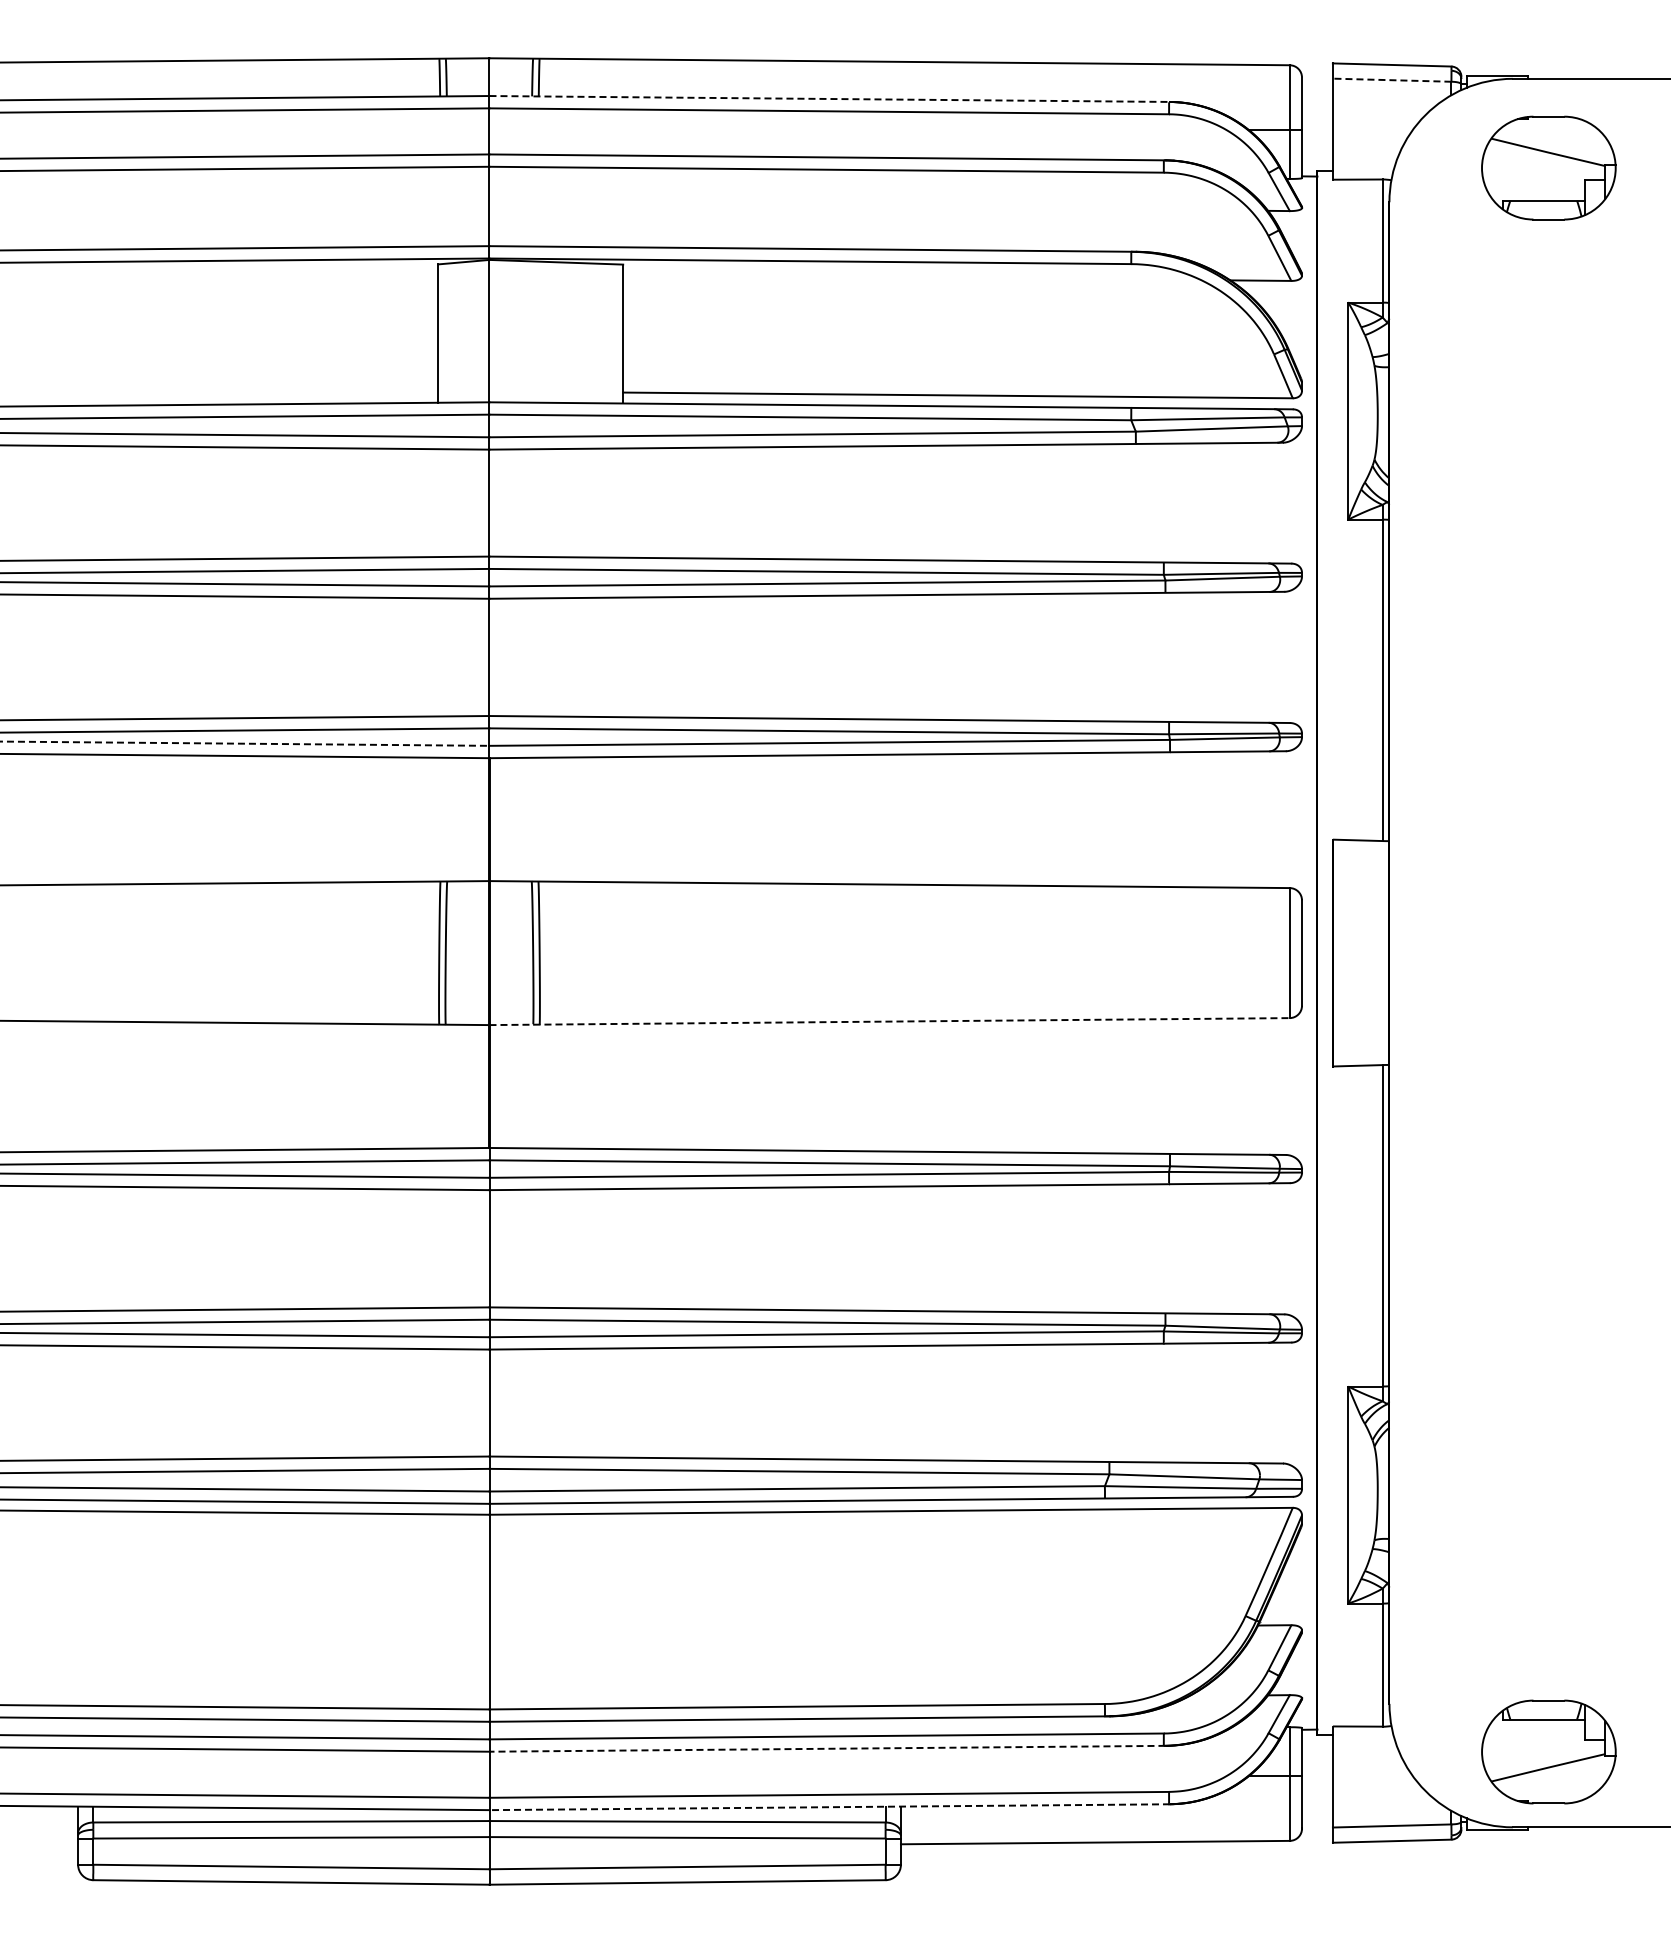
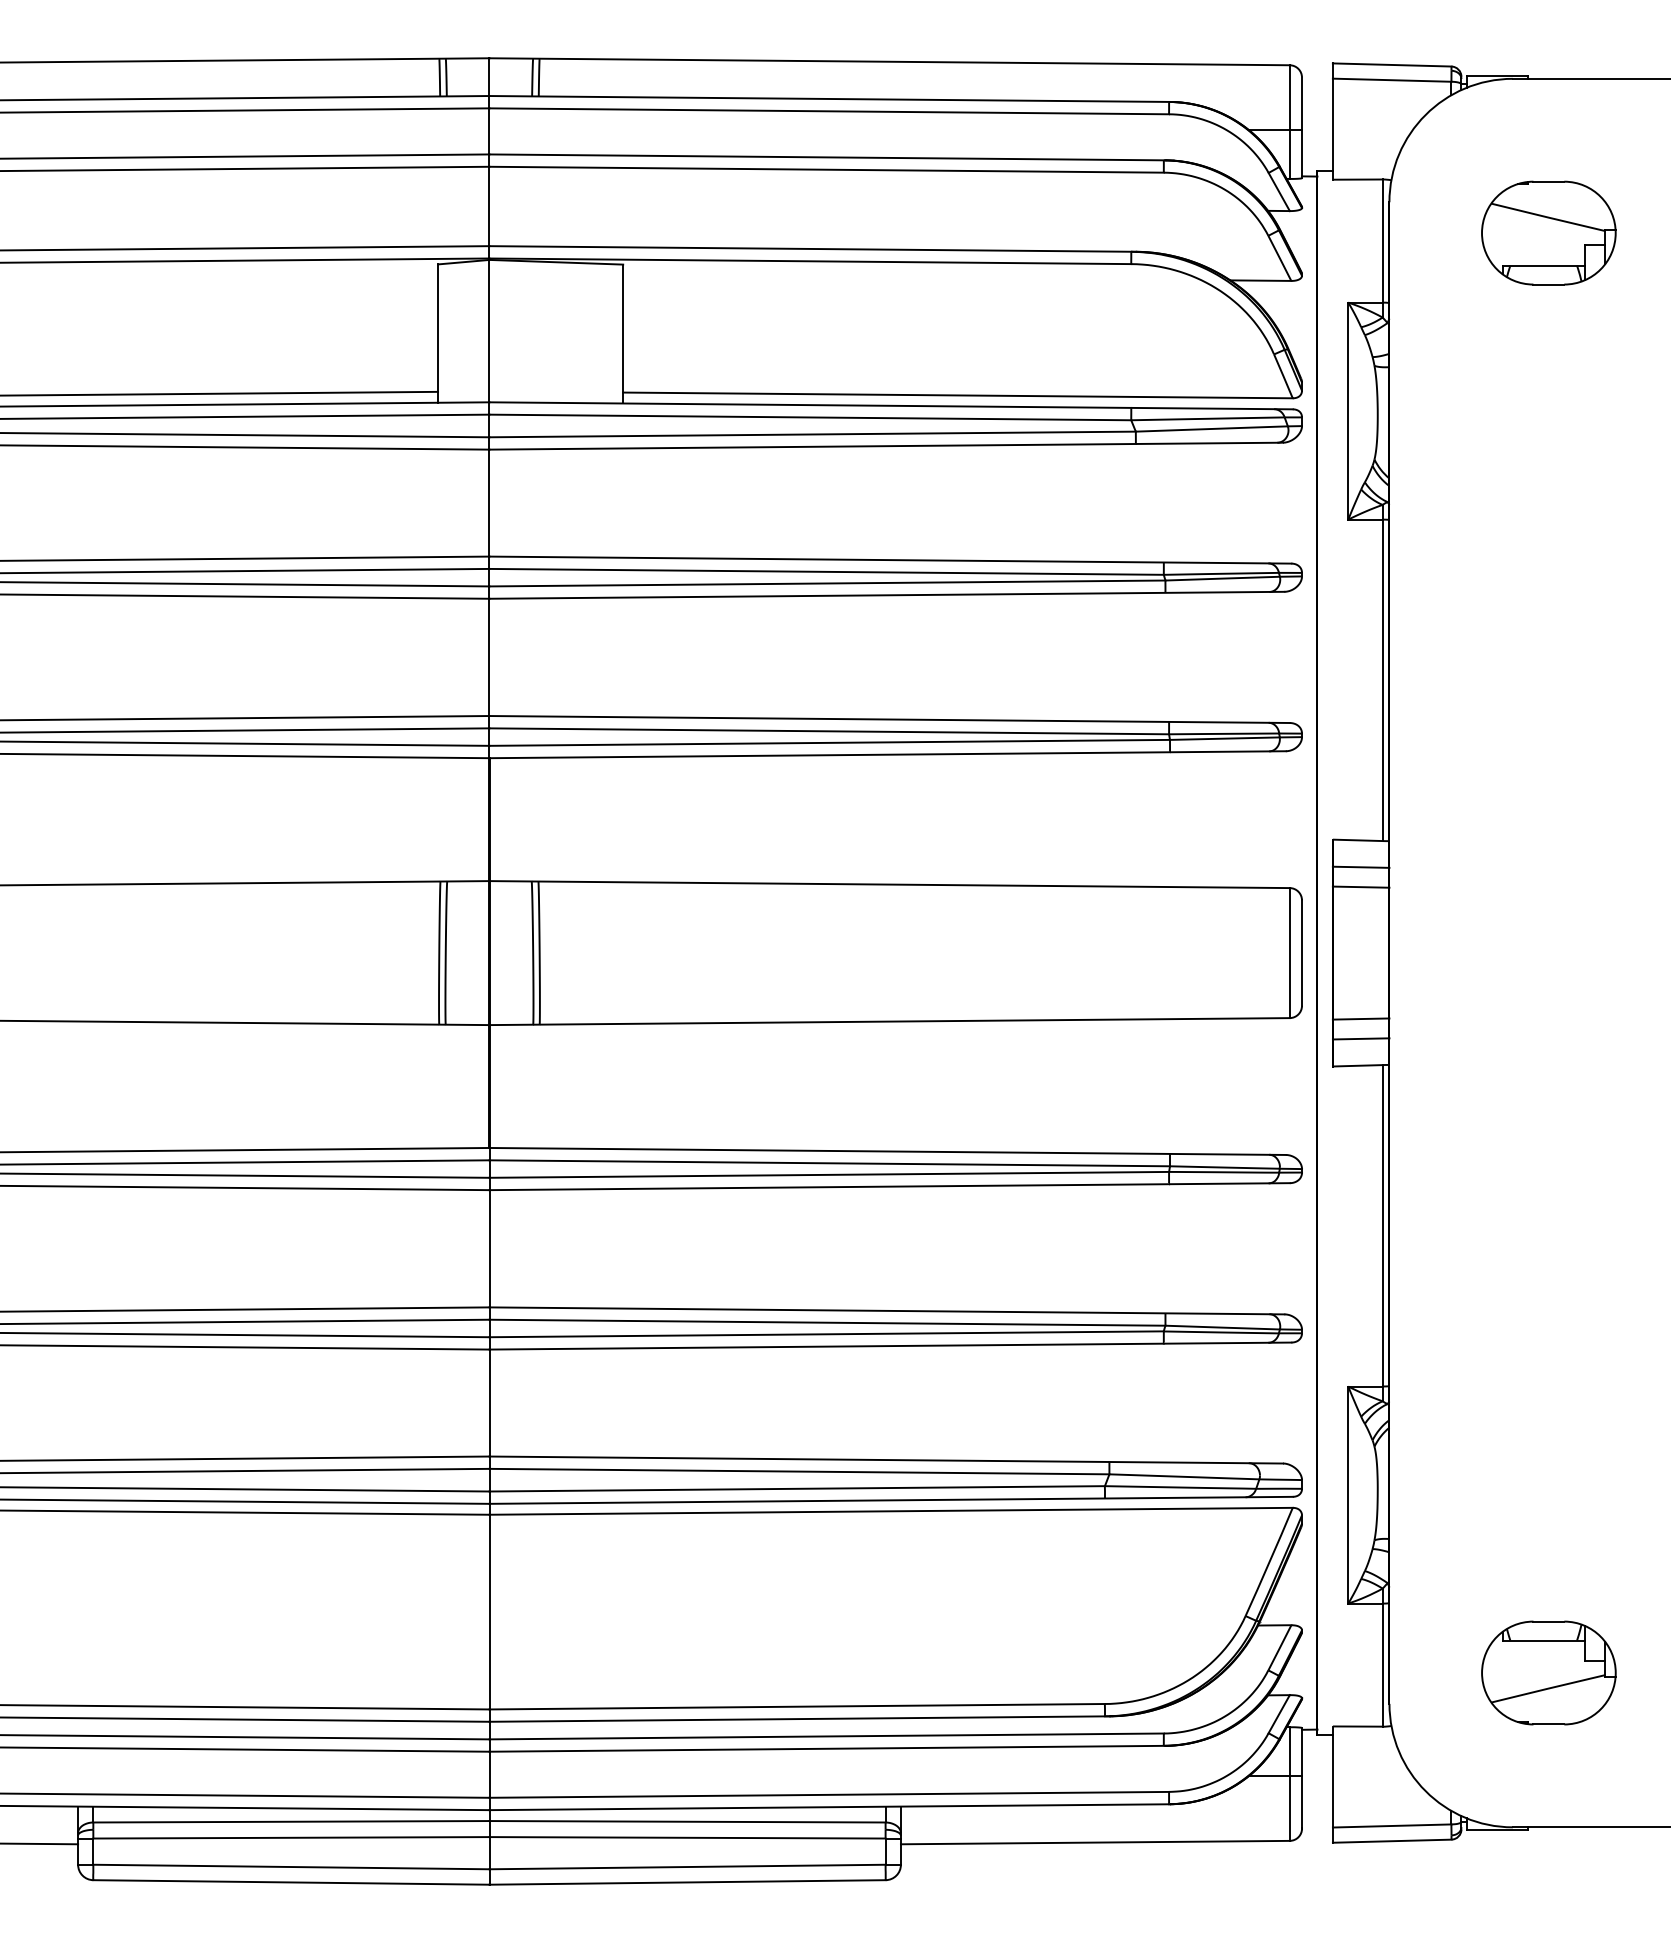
line: dashed -> solid (1391, 80)
line: dashed -> solid (830, 99)
part position: (1548, 167) -> (1548, 232) (1548, 232)
line: none -> present (220, 393)
line: dashed -> solid (245, 743)
line: none -> present (1360, 866)
line: none -> present (1360, 886)
line: none -> present (1360, 1018)
line: dashed -> solid (890, 1021)
line: none -> present (1360, 1038)
line: dashed -> solid (827, 1748)
part position: (1548, 1751) -> (1548, 1672) (1548, 1672)
line: dashed -> solid (829, 1807)
line: none -> present (40, 1843)
